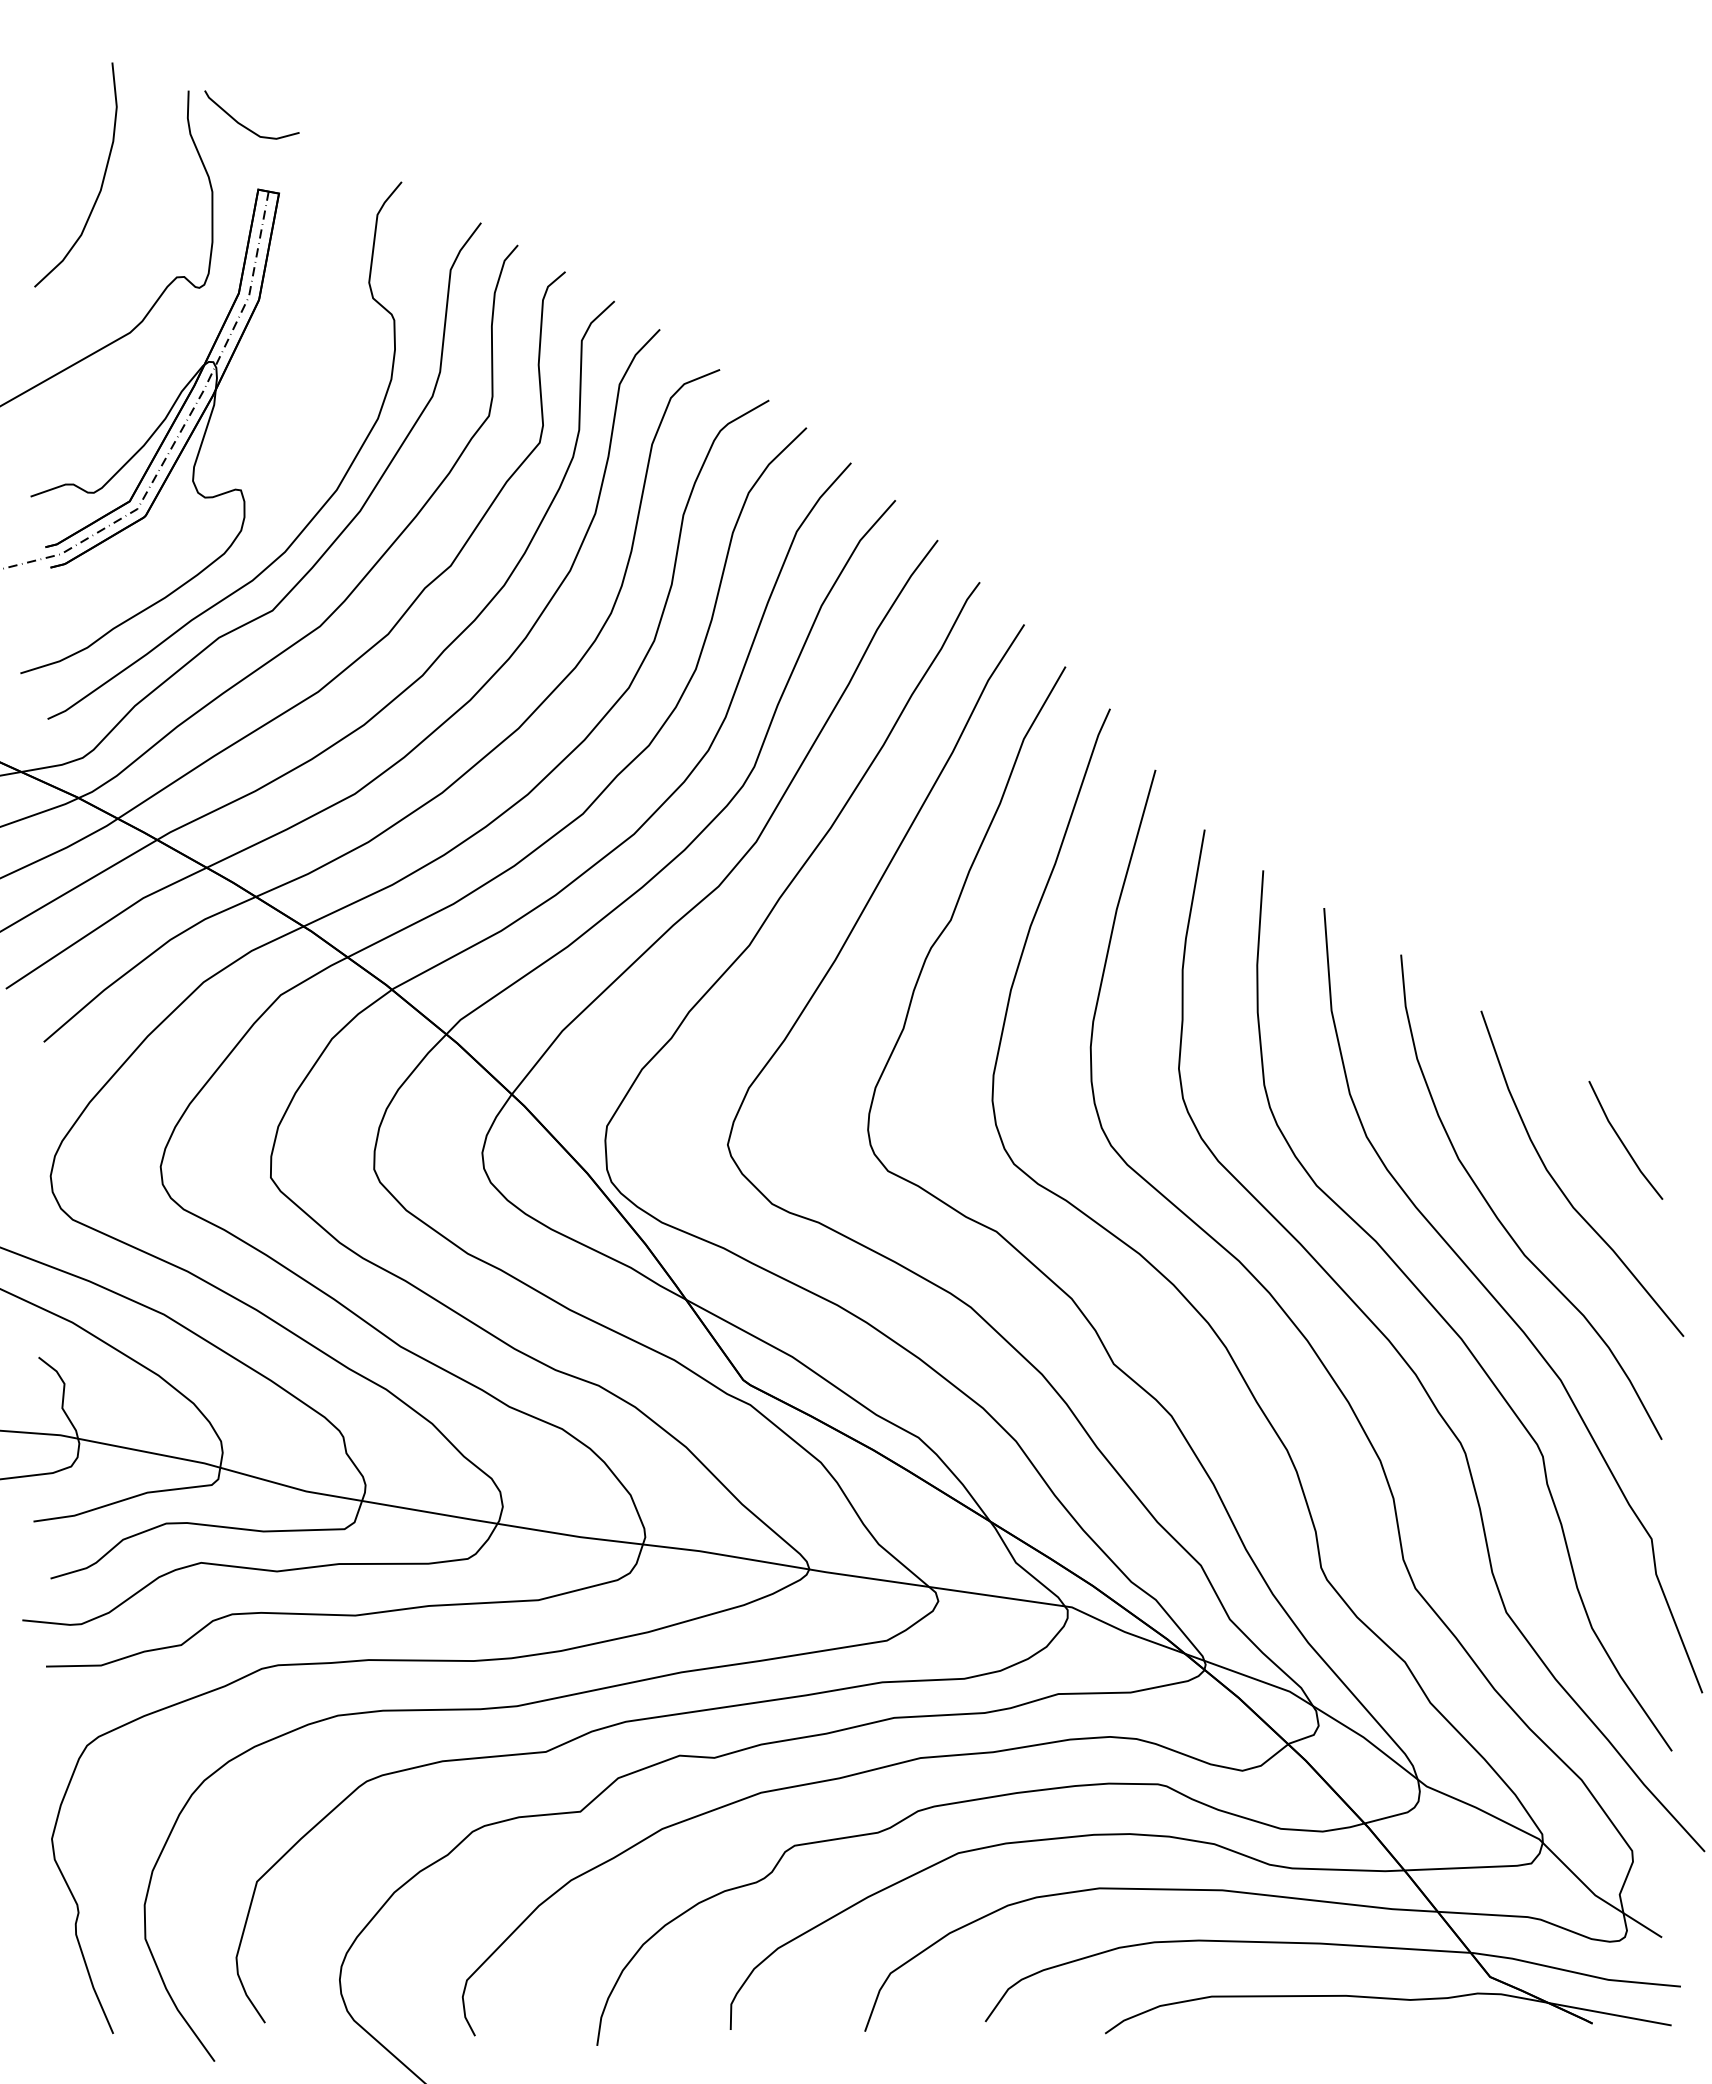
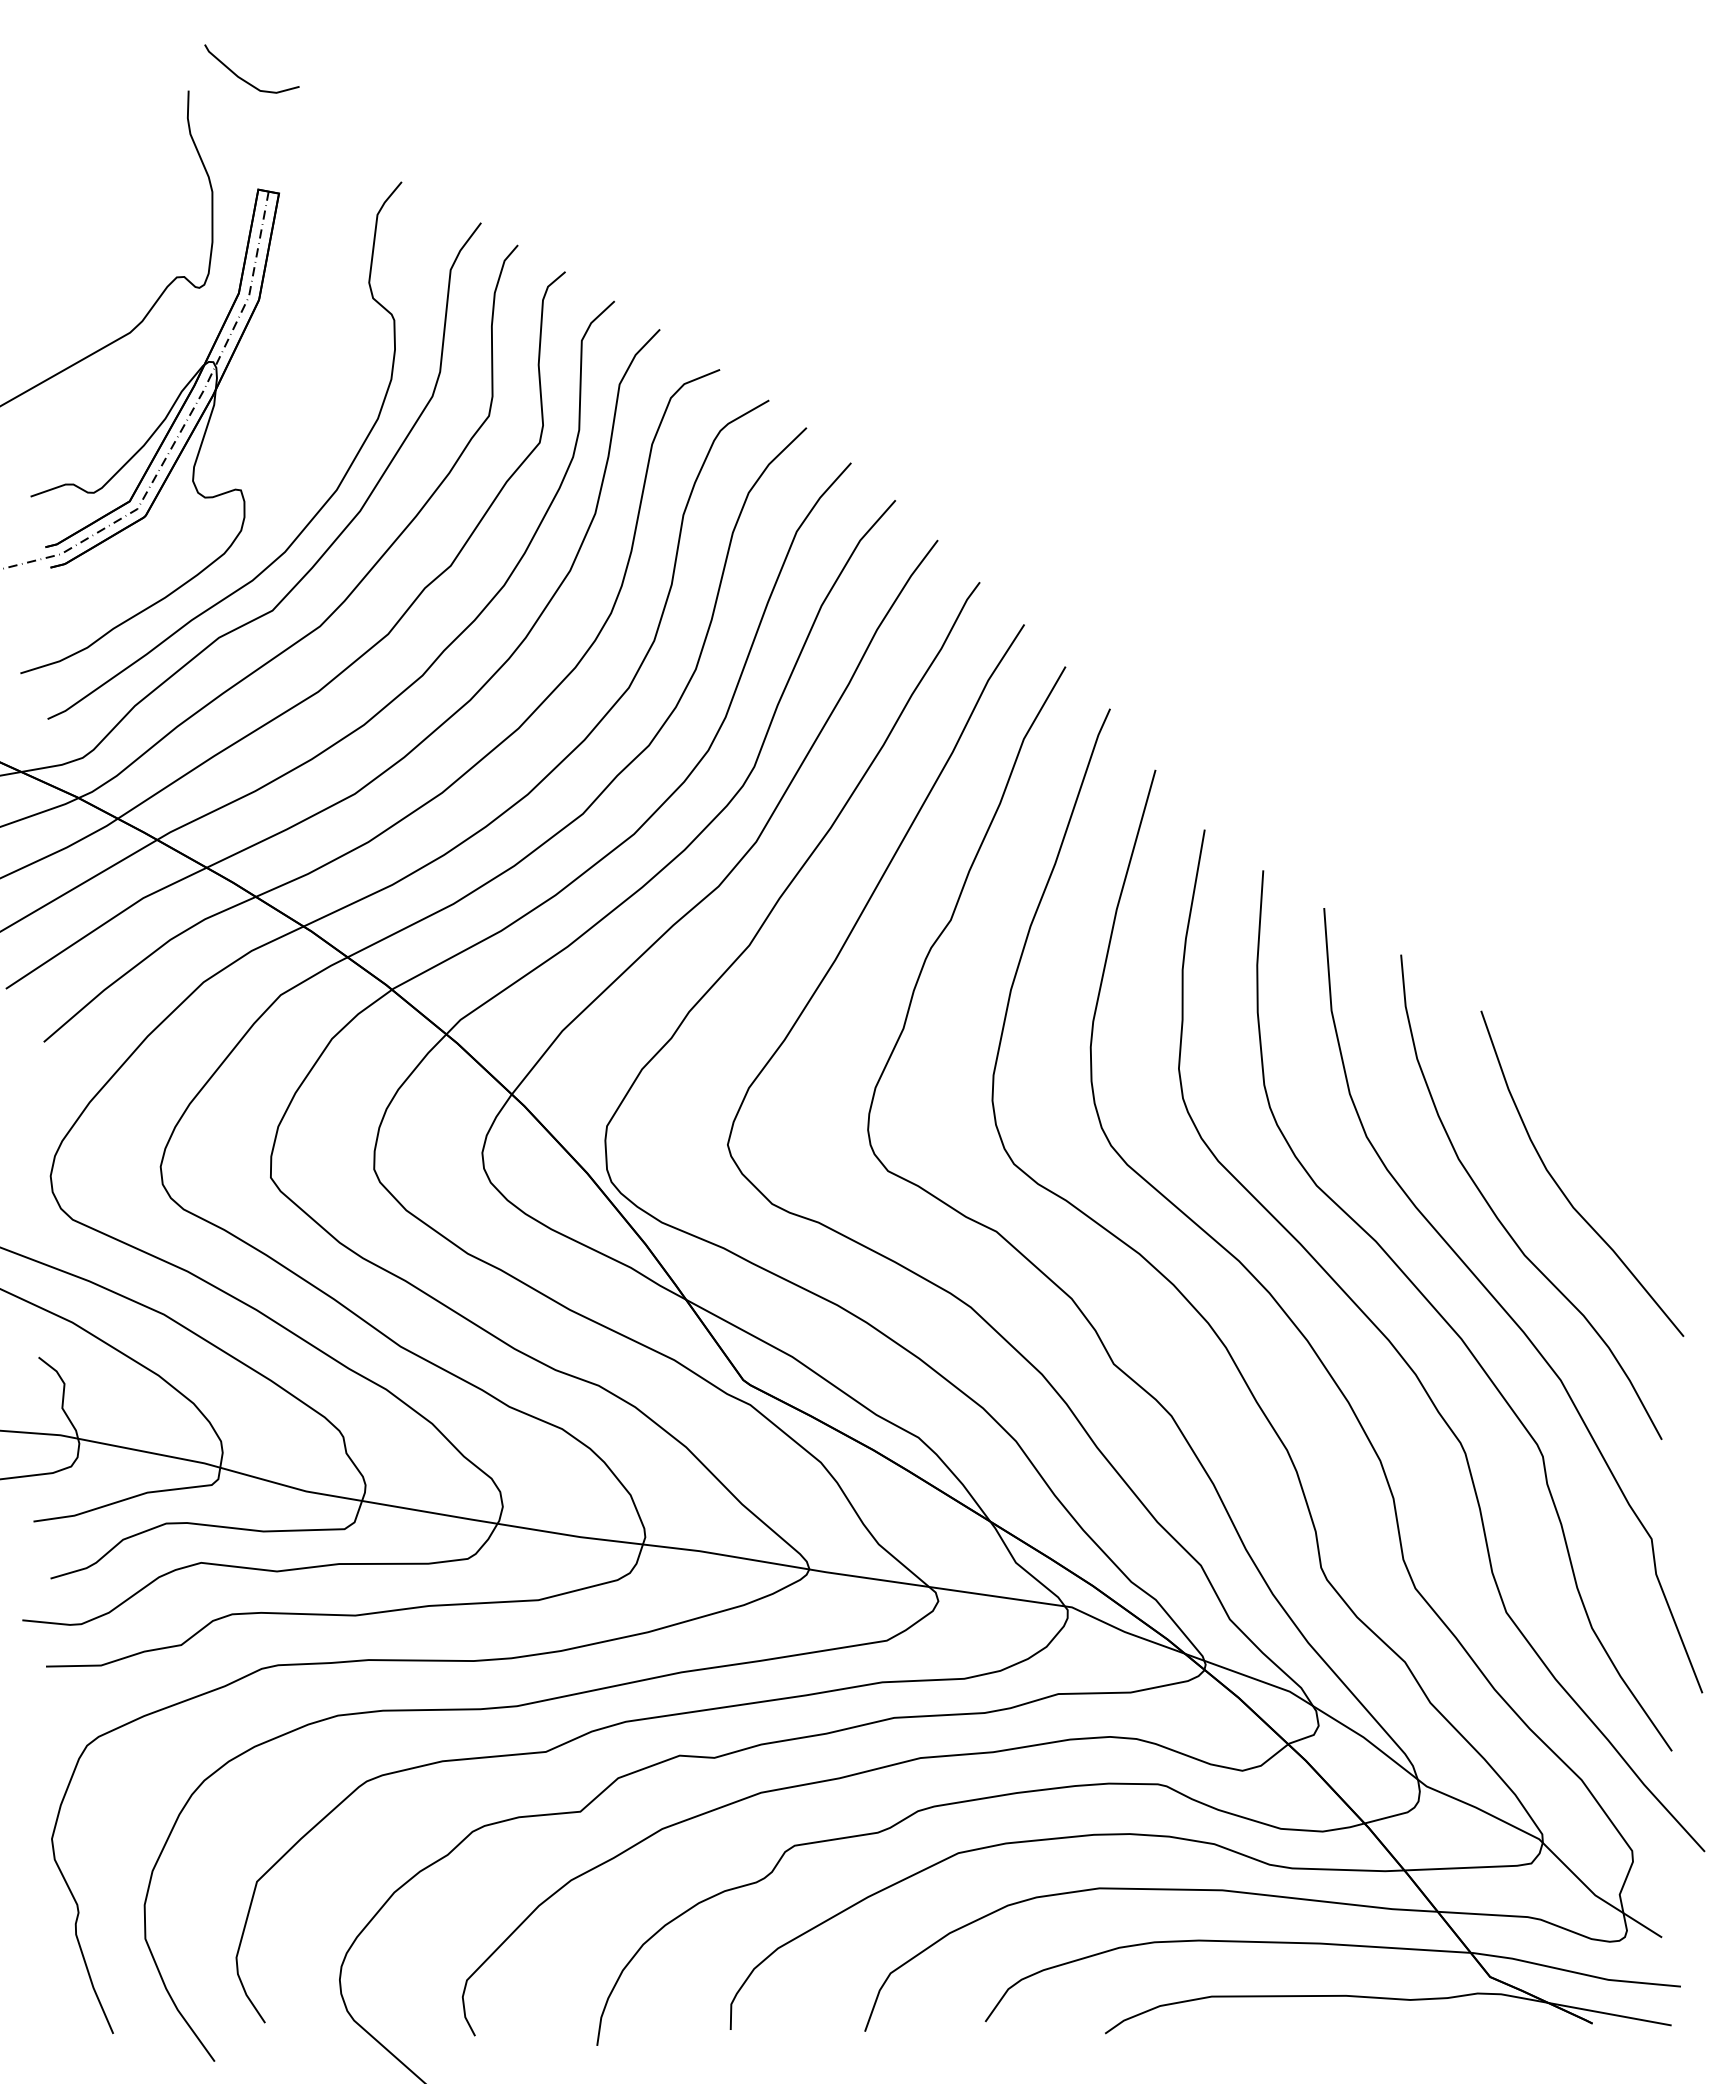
curve position: (244, 125) -> (244, 79) (244, 79)
curve: present -> none (101, 182)
line: present -> none (1622, 1141)
